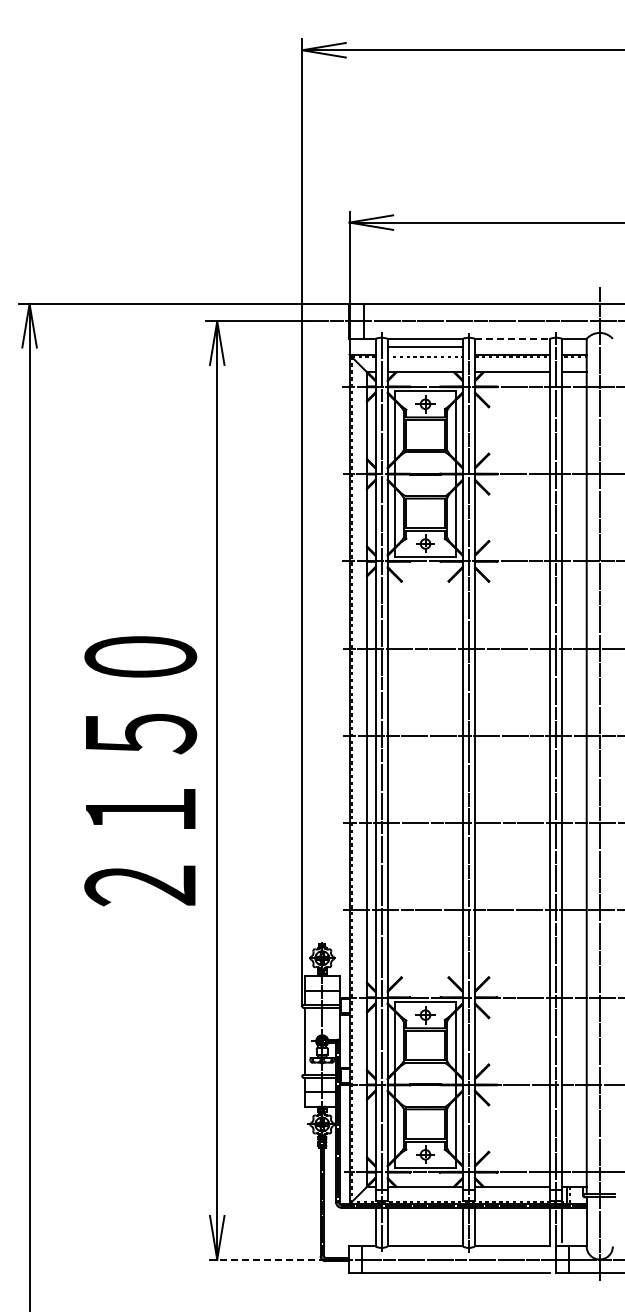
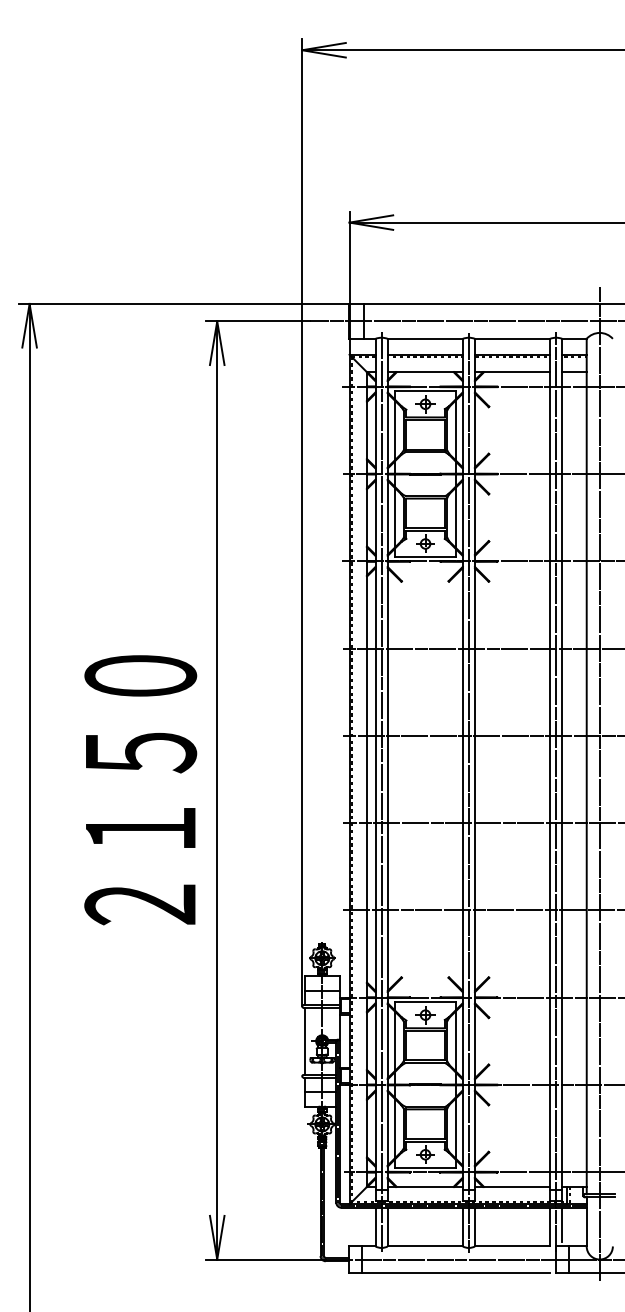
line: dashed -> solid (512, 338)
line position: (424, 346) -> (424, 354) (424, 354)
text position: (140, 771) -> (140, 790) (140, 790)
line: dashed -> solid (266, 1259)
